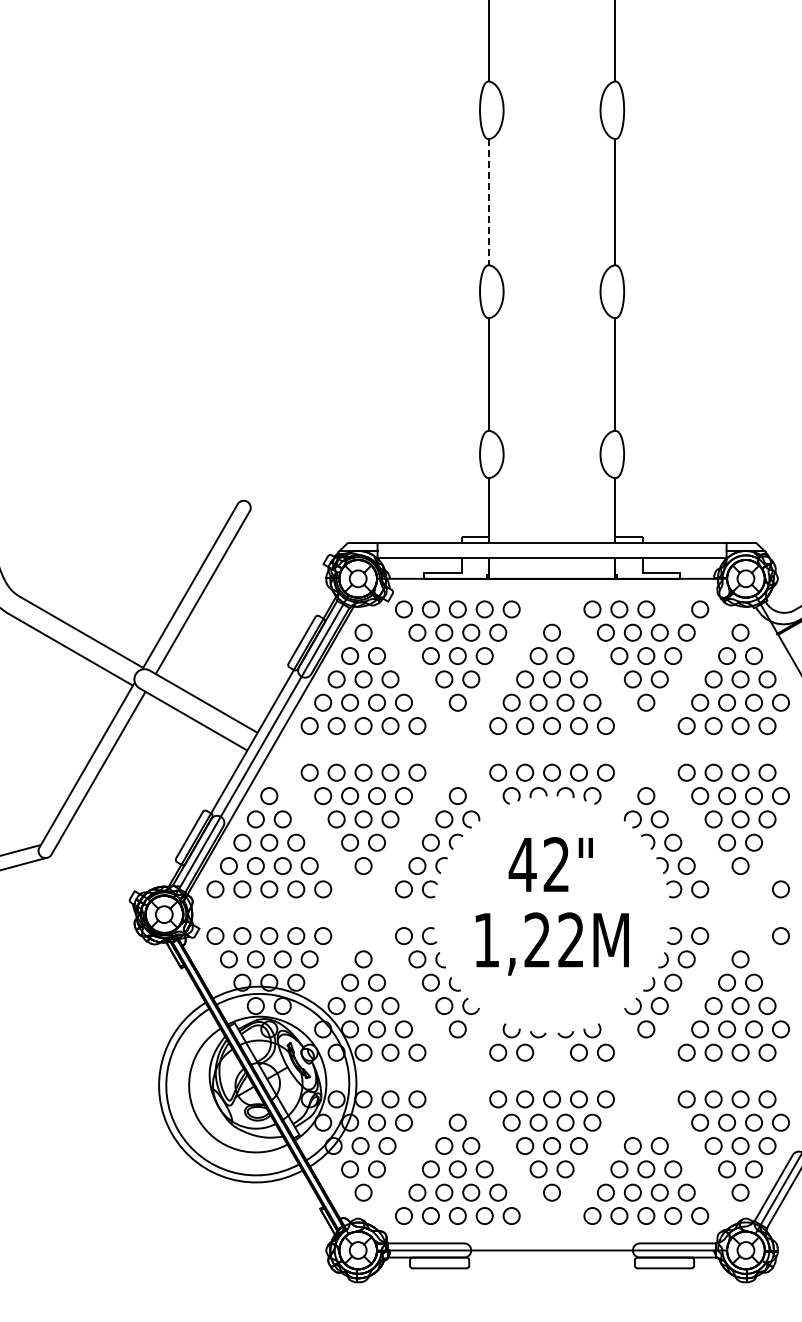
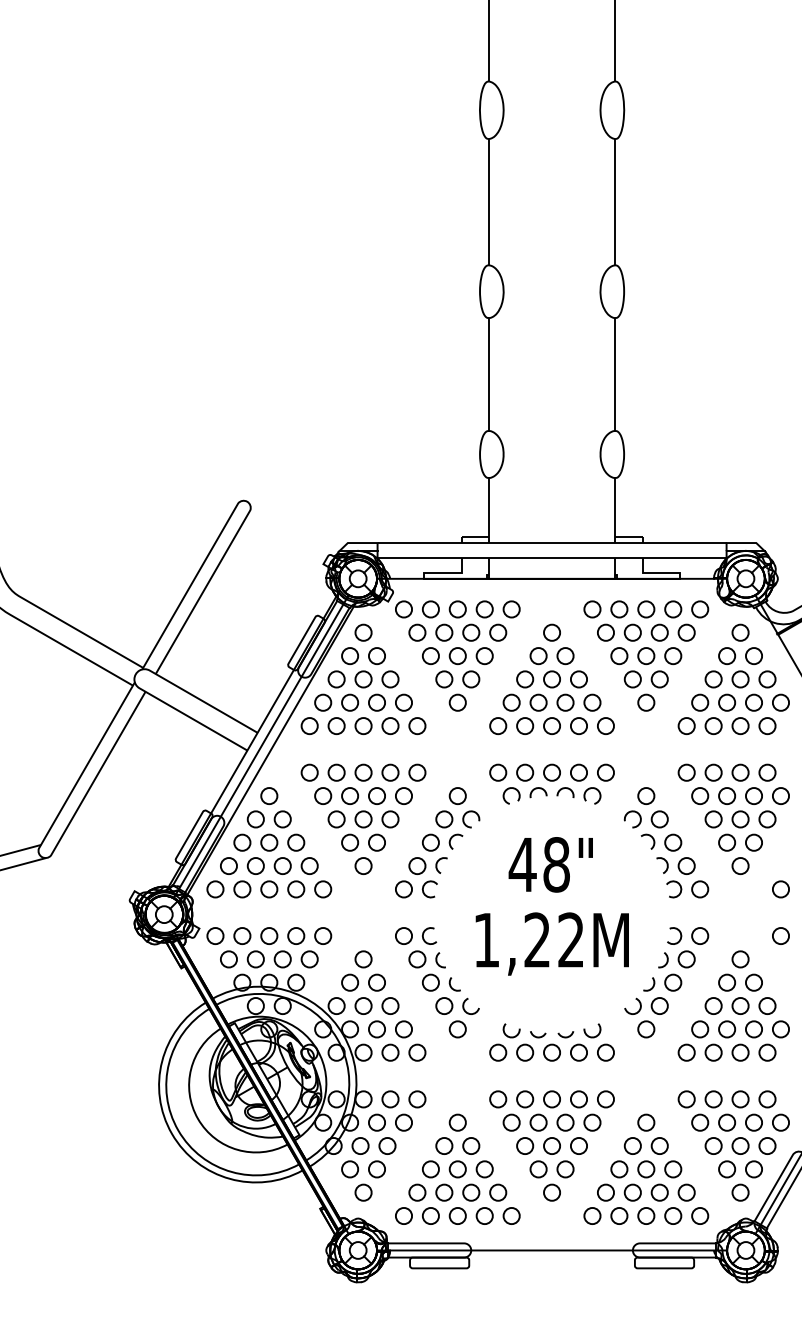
line: dashed -> solid (488, 202)
circle: none -> present (673, 609)
text: 42" -> 48" (556, 864)
circle: none -> present (551, 1052)
circle: none -> present (646, 1122)
